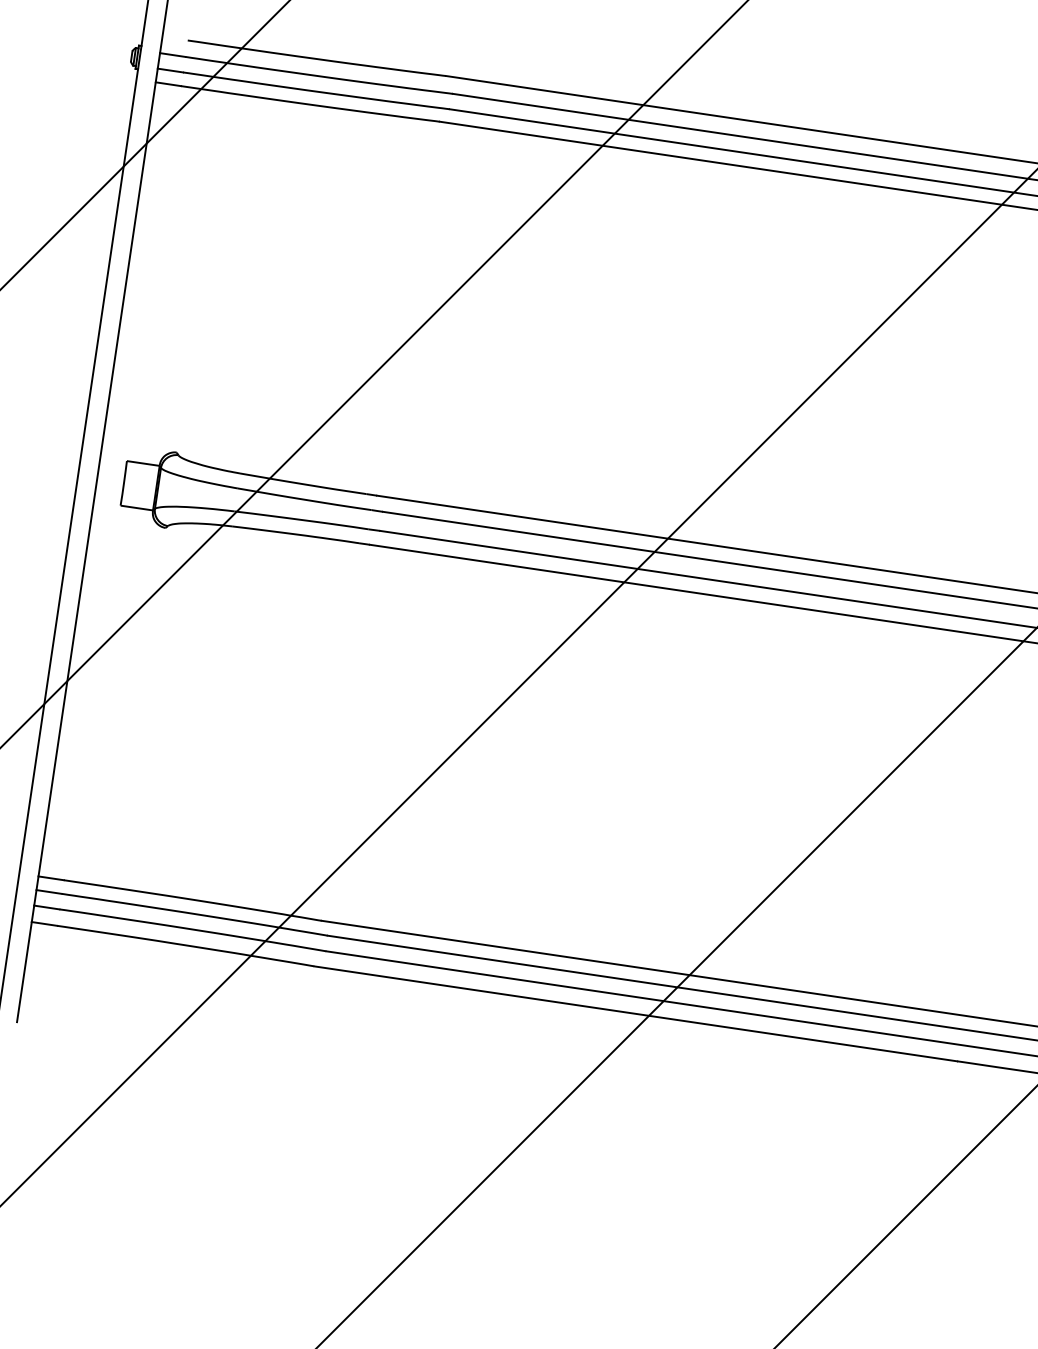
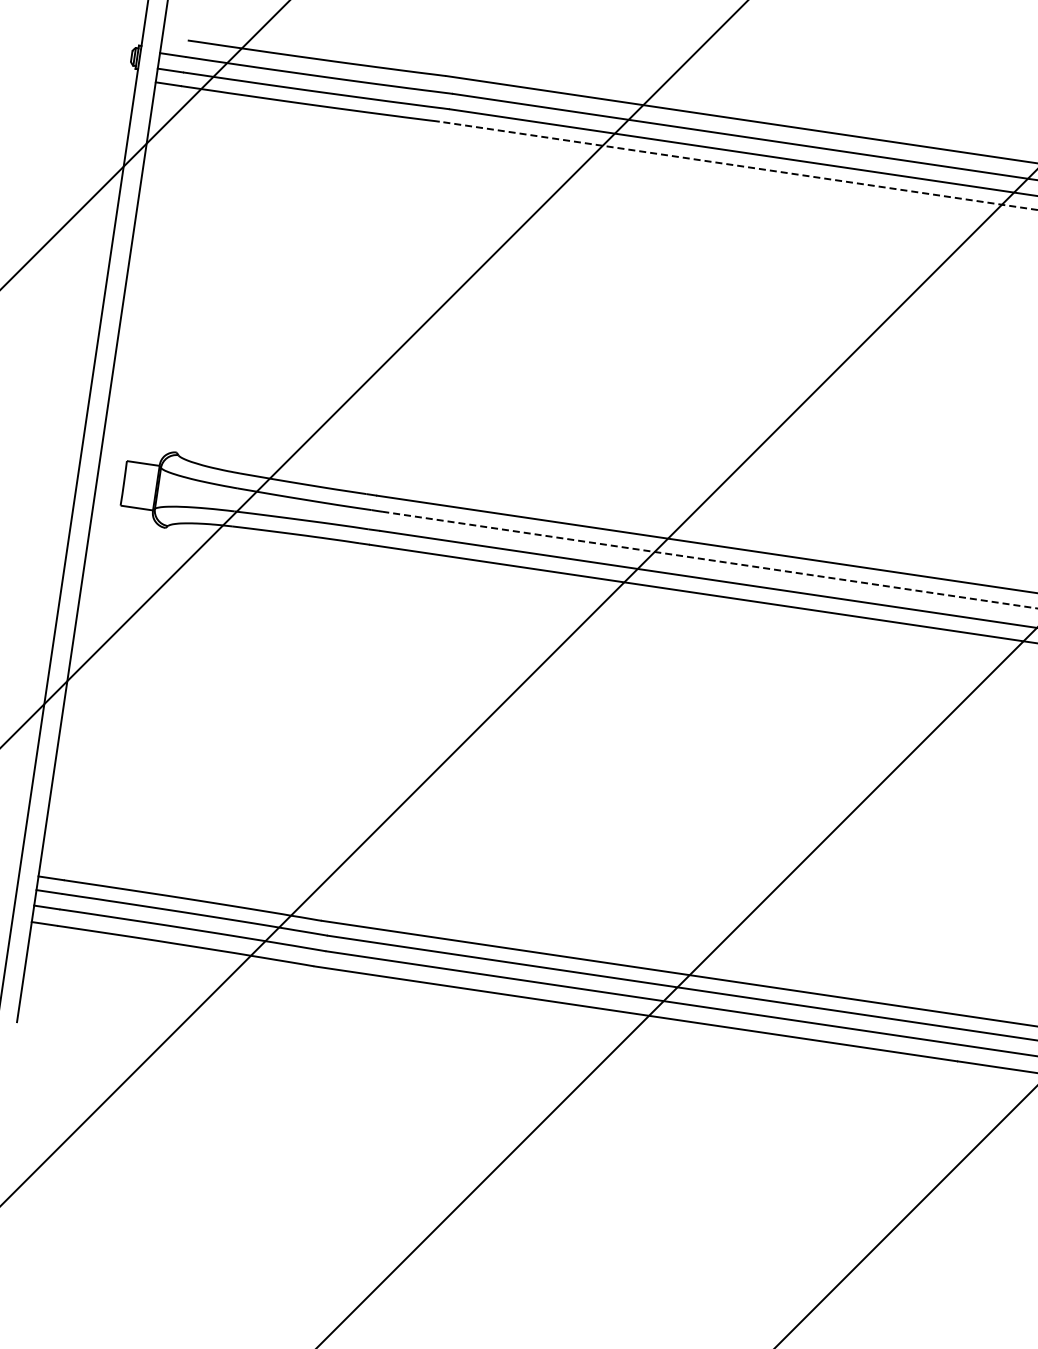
line: solid -> dashed (738, 165)
line: solid -> dashed (710, 560)
